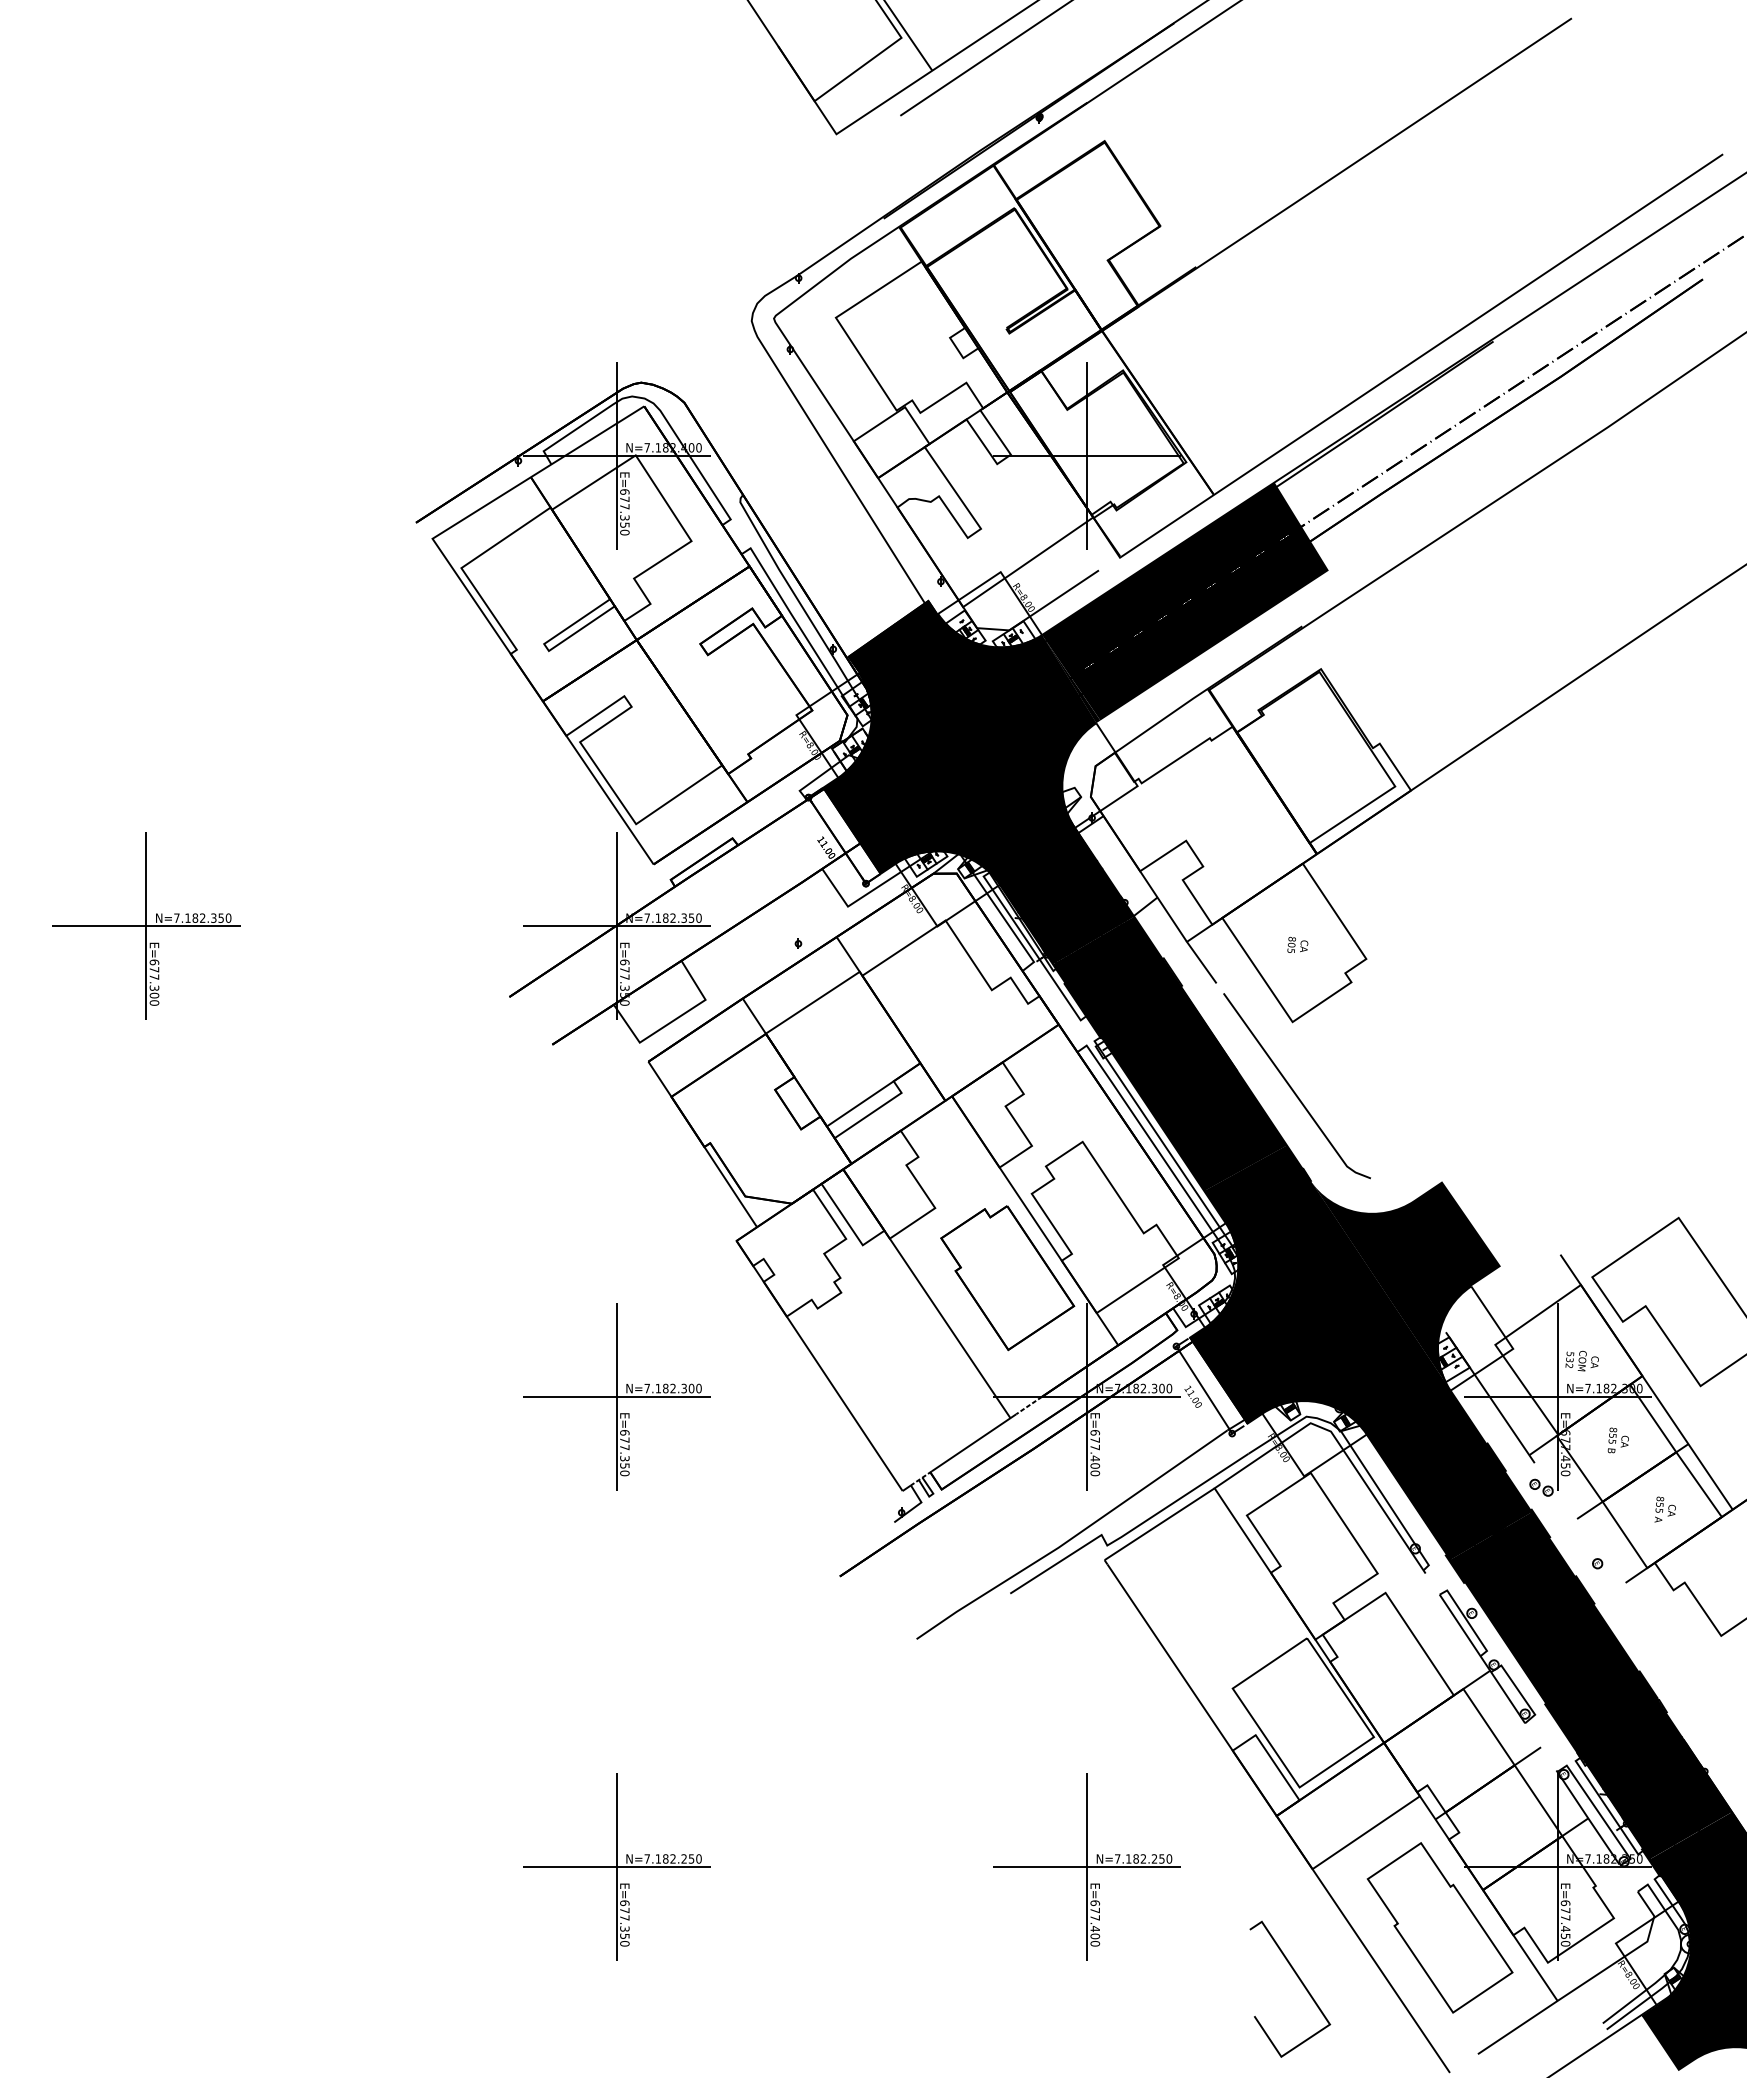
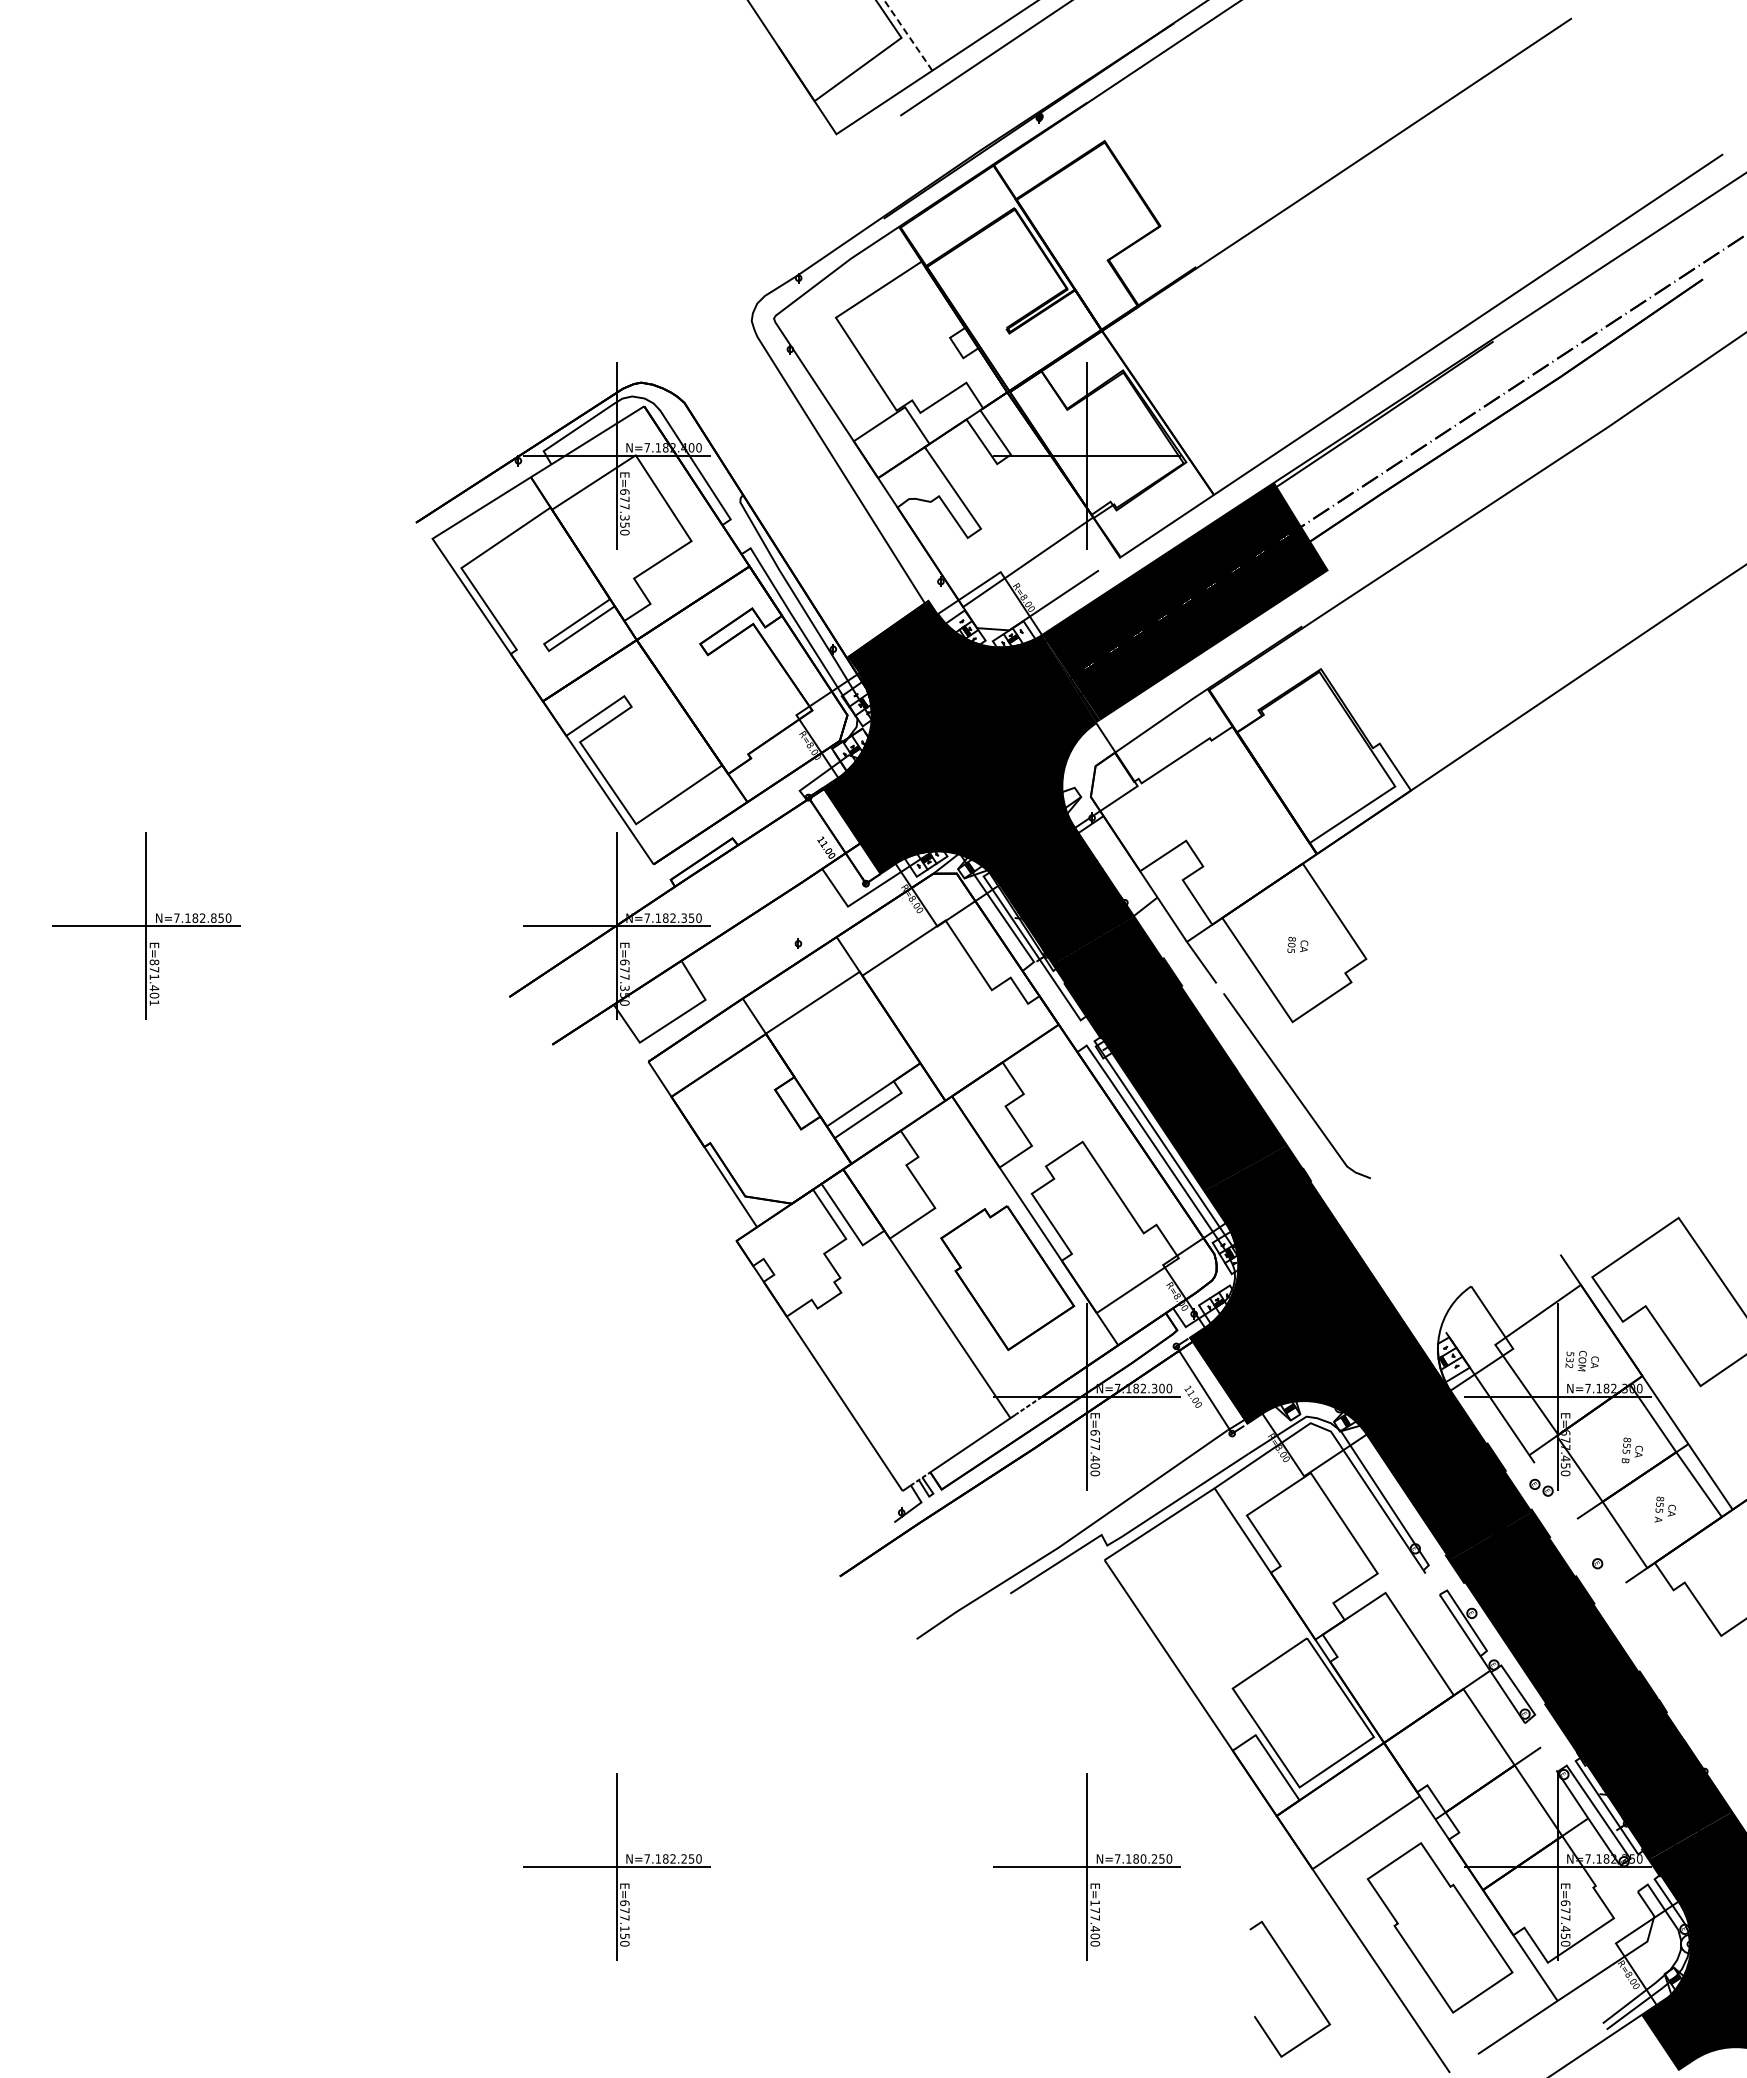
line: solid -> dashed (908, 35)
text: N=7.182.350 -> N=7.182.850 (213, 917)
text: E=677.300 -> E=871.401 (154, 982)
fill: present -> none (1405, 1284)
part: present -> none (616, 1396)
text position: (1617, 1440) -> (1631, 1450) (1631, 1450)
text: N=7.182.250 -> N=7.180.250 (1143, 1858)
text: E=677.400 -> E=177.400 (1095, 1903)
text: E=677.350 -> E=677.150 (624, 1928)
